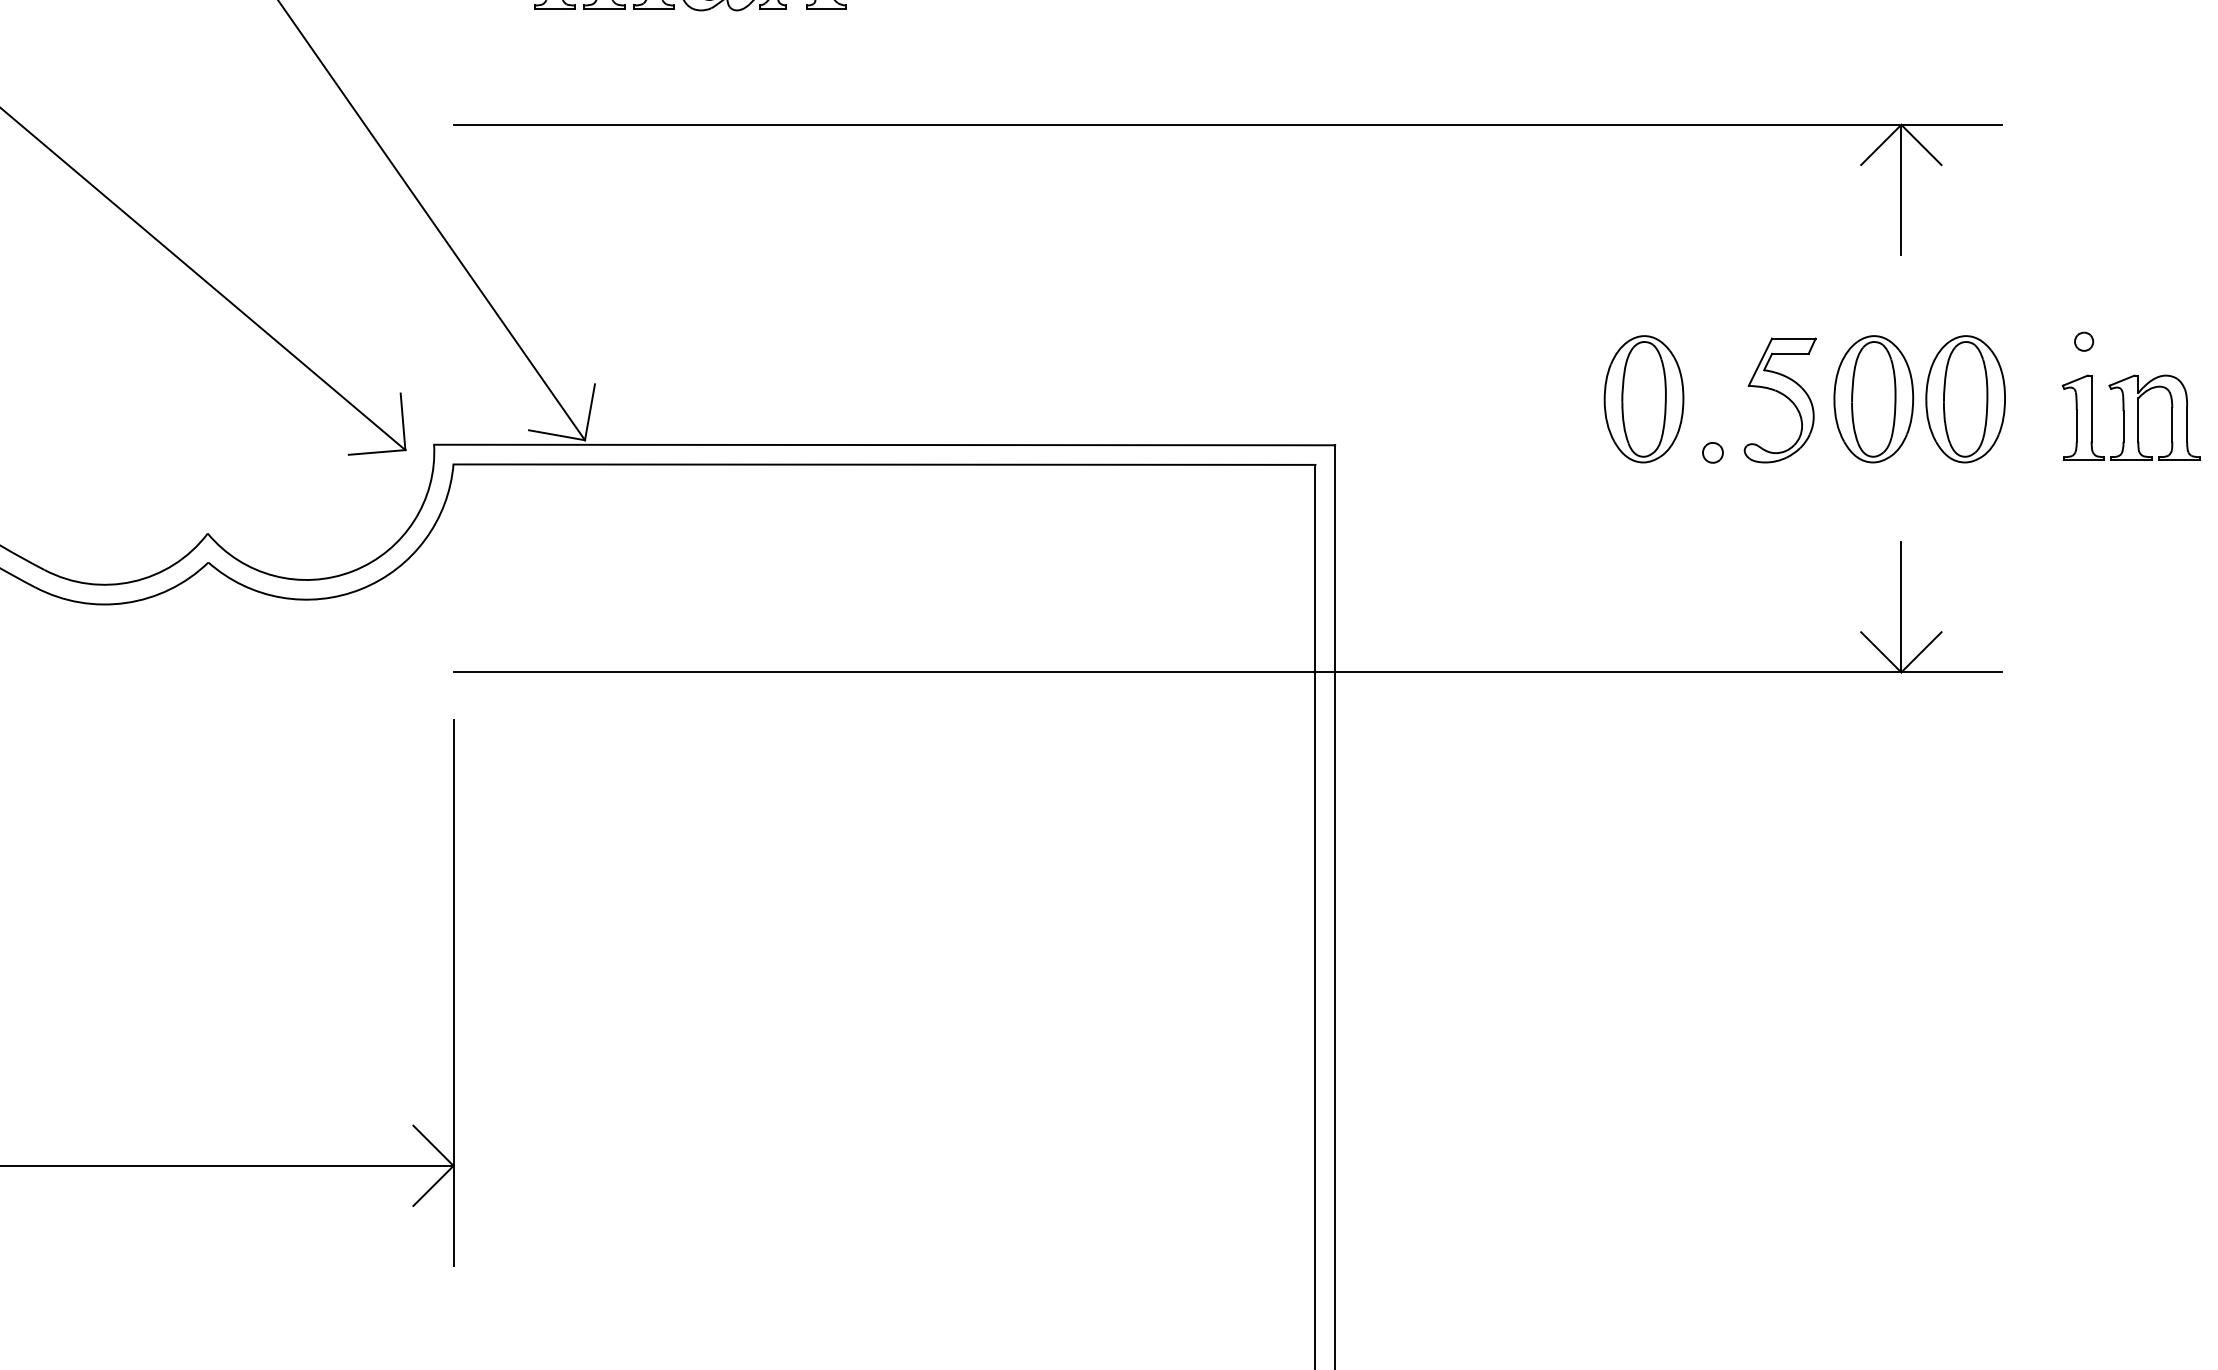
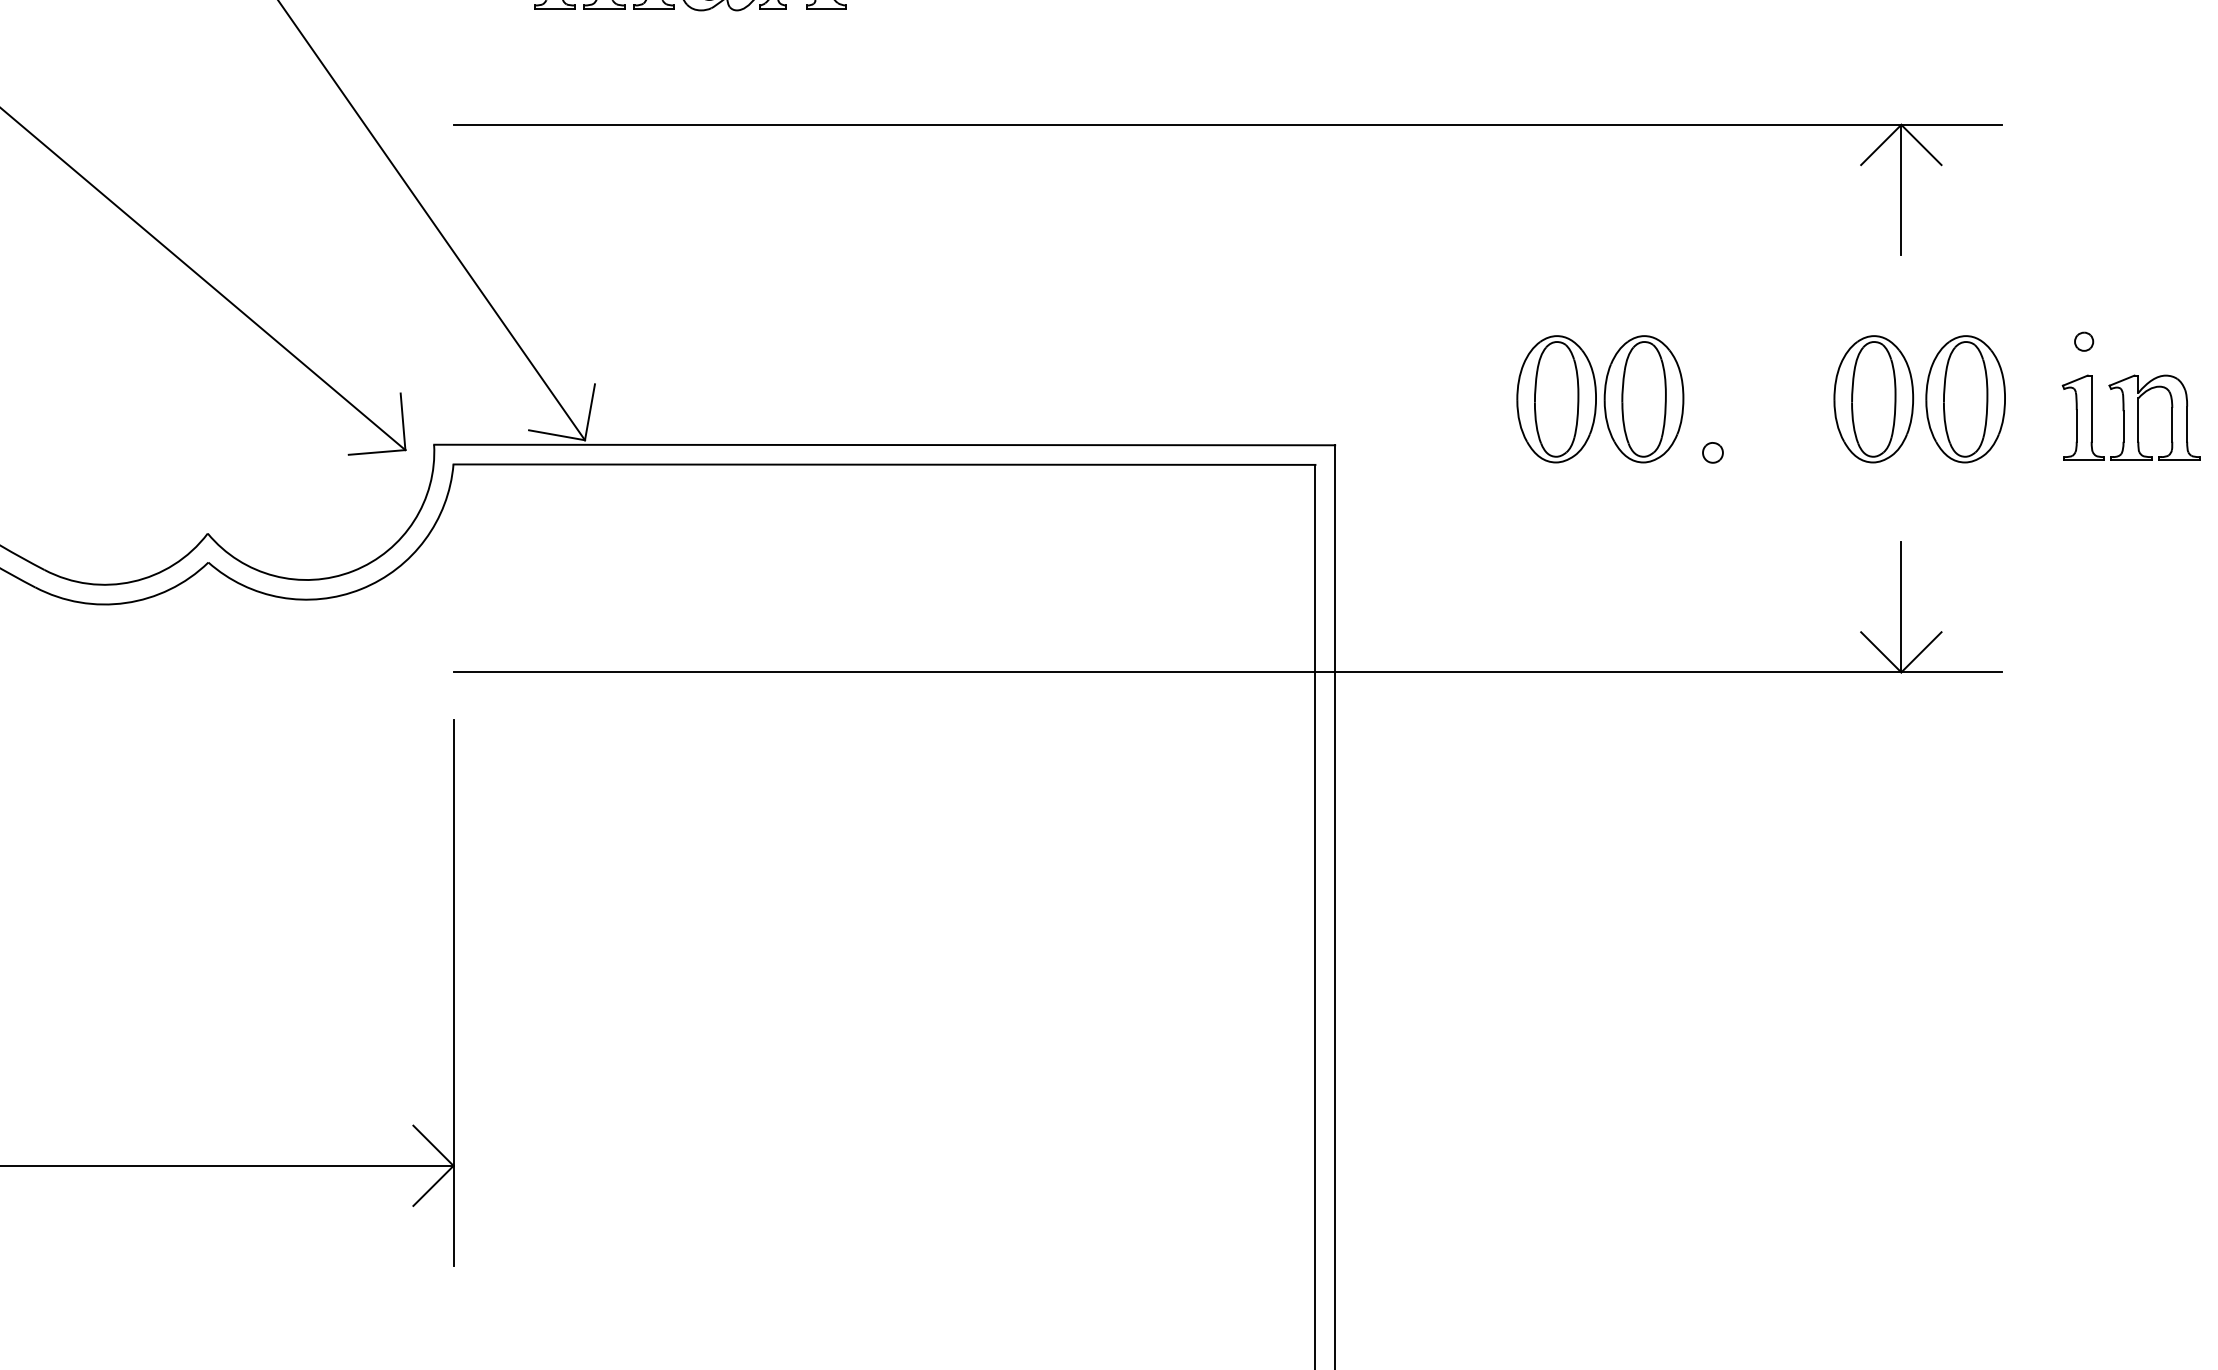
part: none -> present (1556, 399)
part: present -> none (1779, 400)
